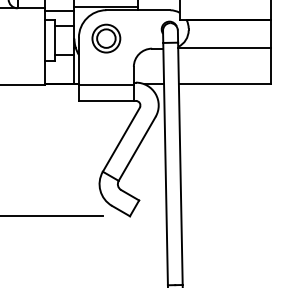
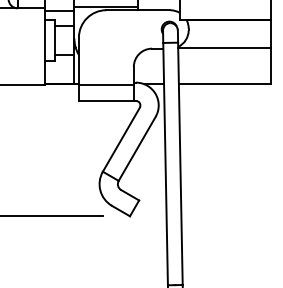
part: present -> none (106, 38)
